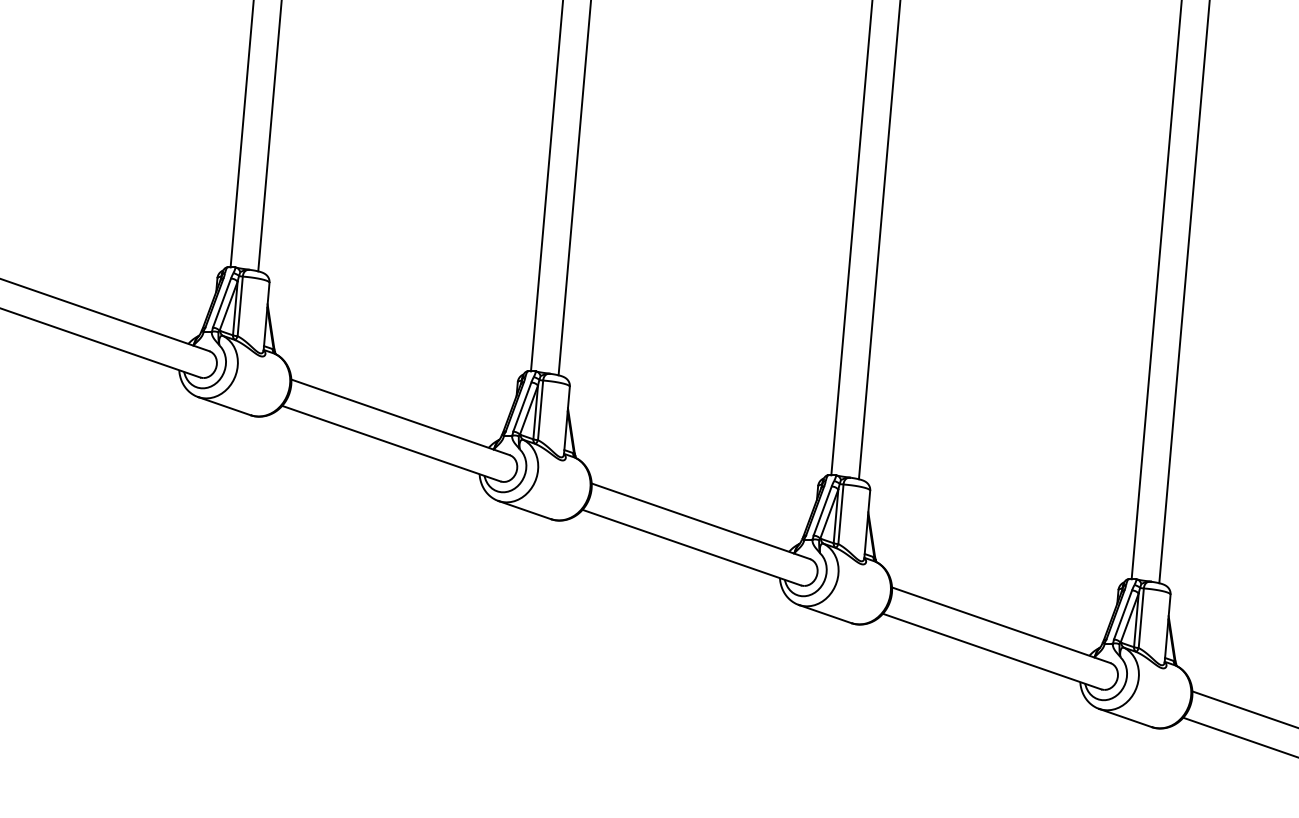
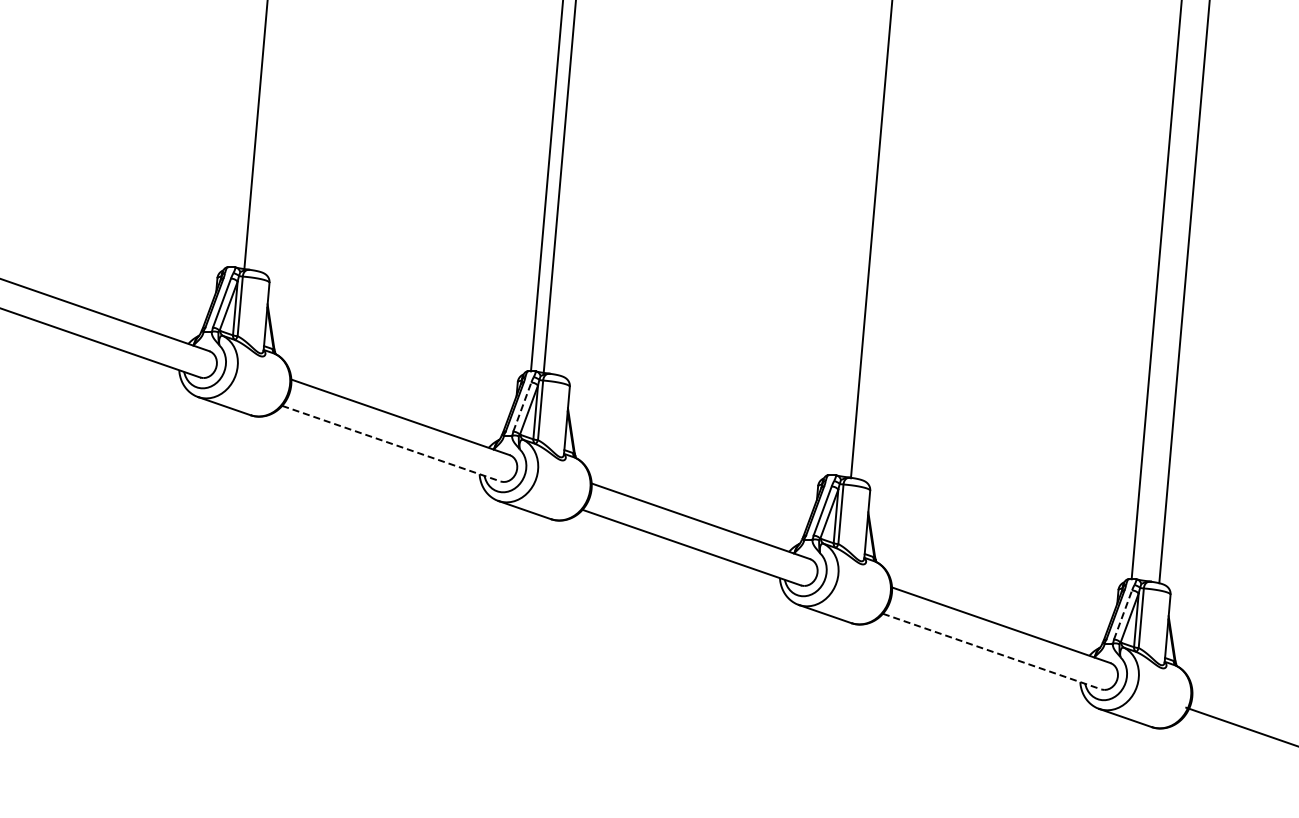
line: present -> none (241, 134)
line position: (269, 136) -> (255, 136) (255, 136)
line position: (574, 188) -> (559, 188) (559, 188)
line: present -> none (851, 238)
line position: (879, 240) -> (871, 240) (871, 240)
line: solid -> dashed (522, 406)
line: solid -> dashed (391, 443)
line: solid -> dashed (1123, 614)
line: solid -> dashed (992, 651)
line: present -> none (1243, 709)
line position: (1239, 736) -> (1240, 726) (1240, 726)
